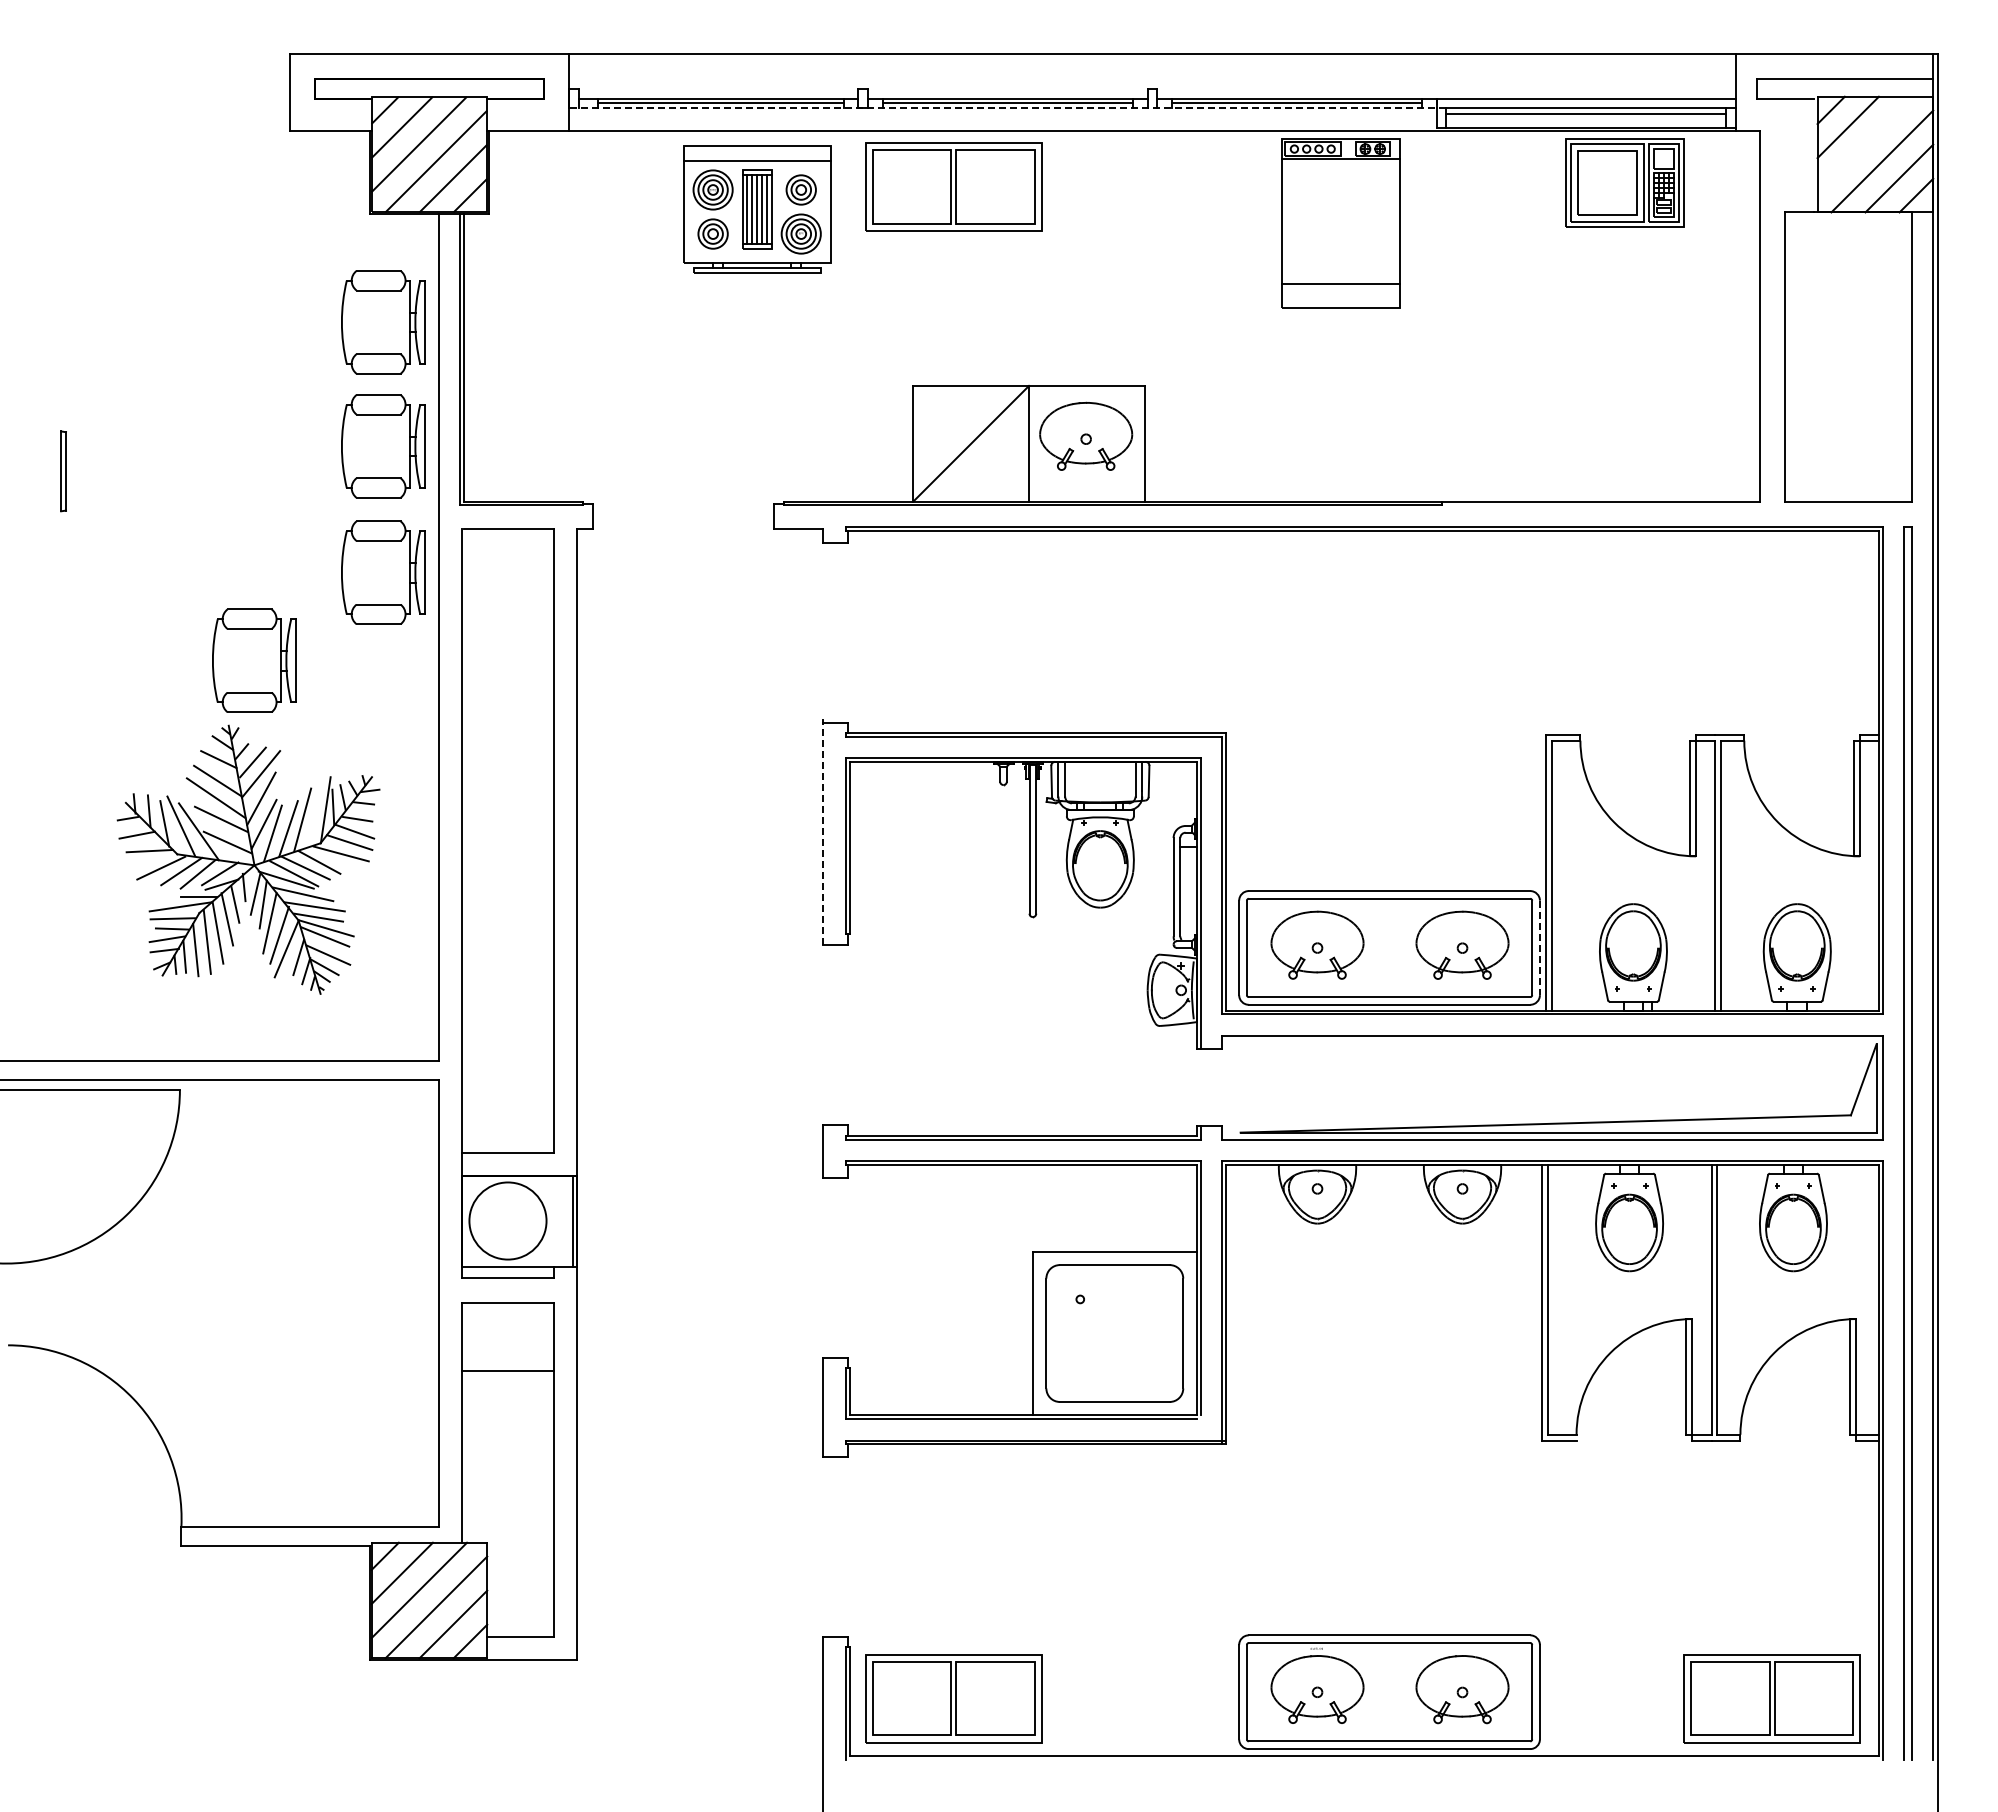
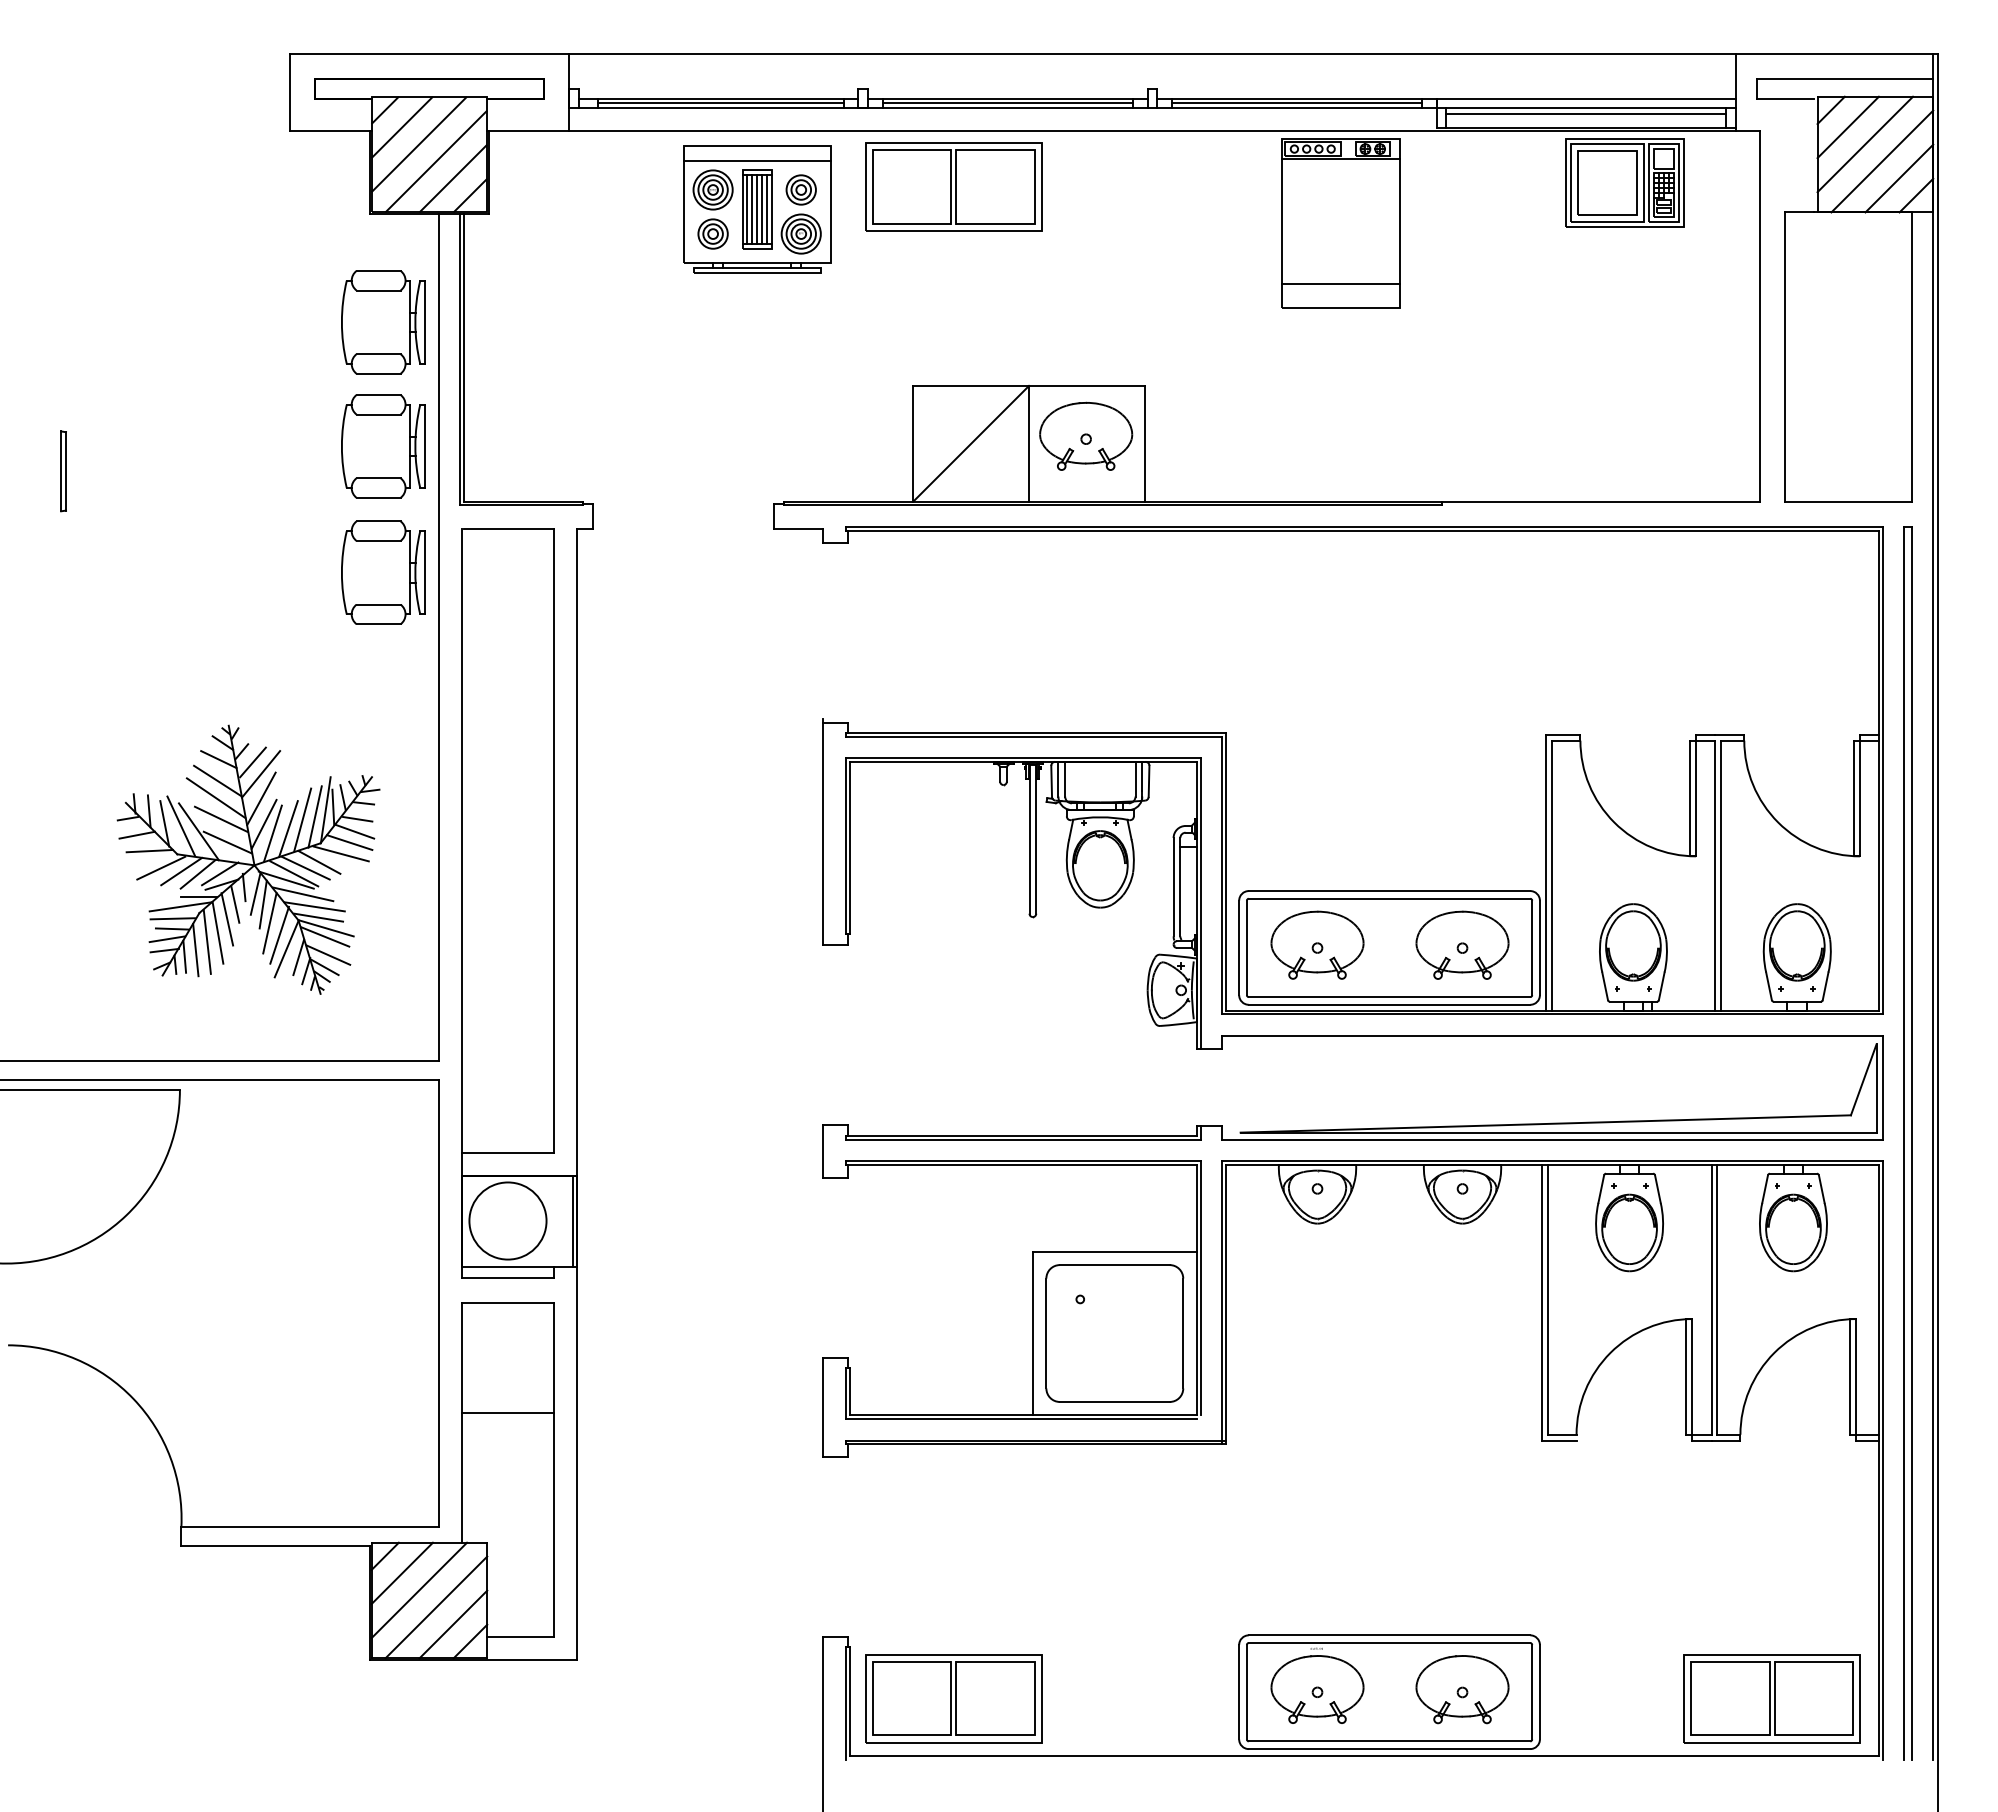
line: dashed -> solid (1007, 108)
line: none -> present (1865, 144)
part: present -> none (254, 660)
line: none -> present (314, 816)
line: dashed -> solid (822, 831)
line: dashed -> solid (1539, 948)
line position: (507, 1370) -> (507, 1412) (507, 1412)
